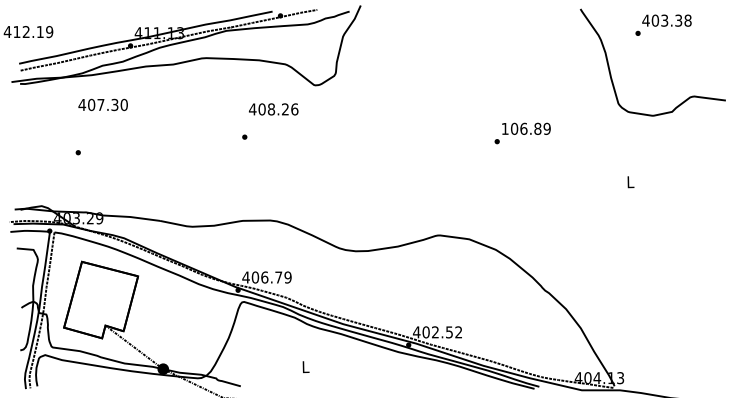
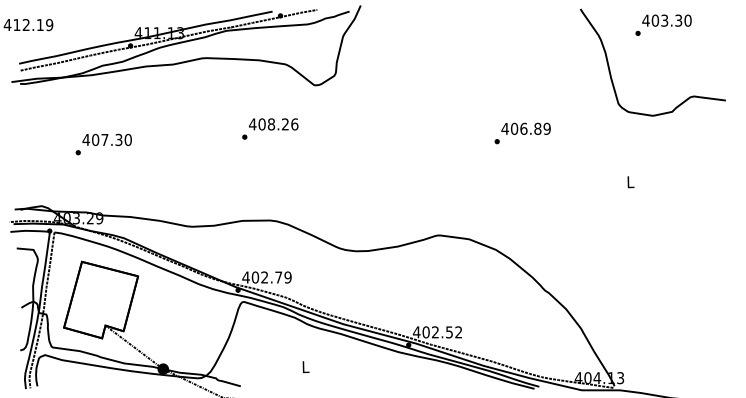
text: 403.38 -> 403.30 (687, 20)
text position: (28, 32) -> (28, 25) (28, 25)
text position: (102, 104) -> (106, 139) (106, 139)
text position: (273, 109) -> (273, 124) (273, 124)
text: 106.89 -> 406.89 (505, 128)
text: 406.79 -> 402.79 (264, 277)
